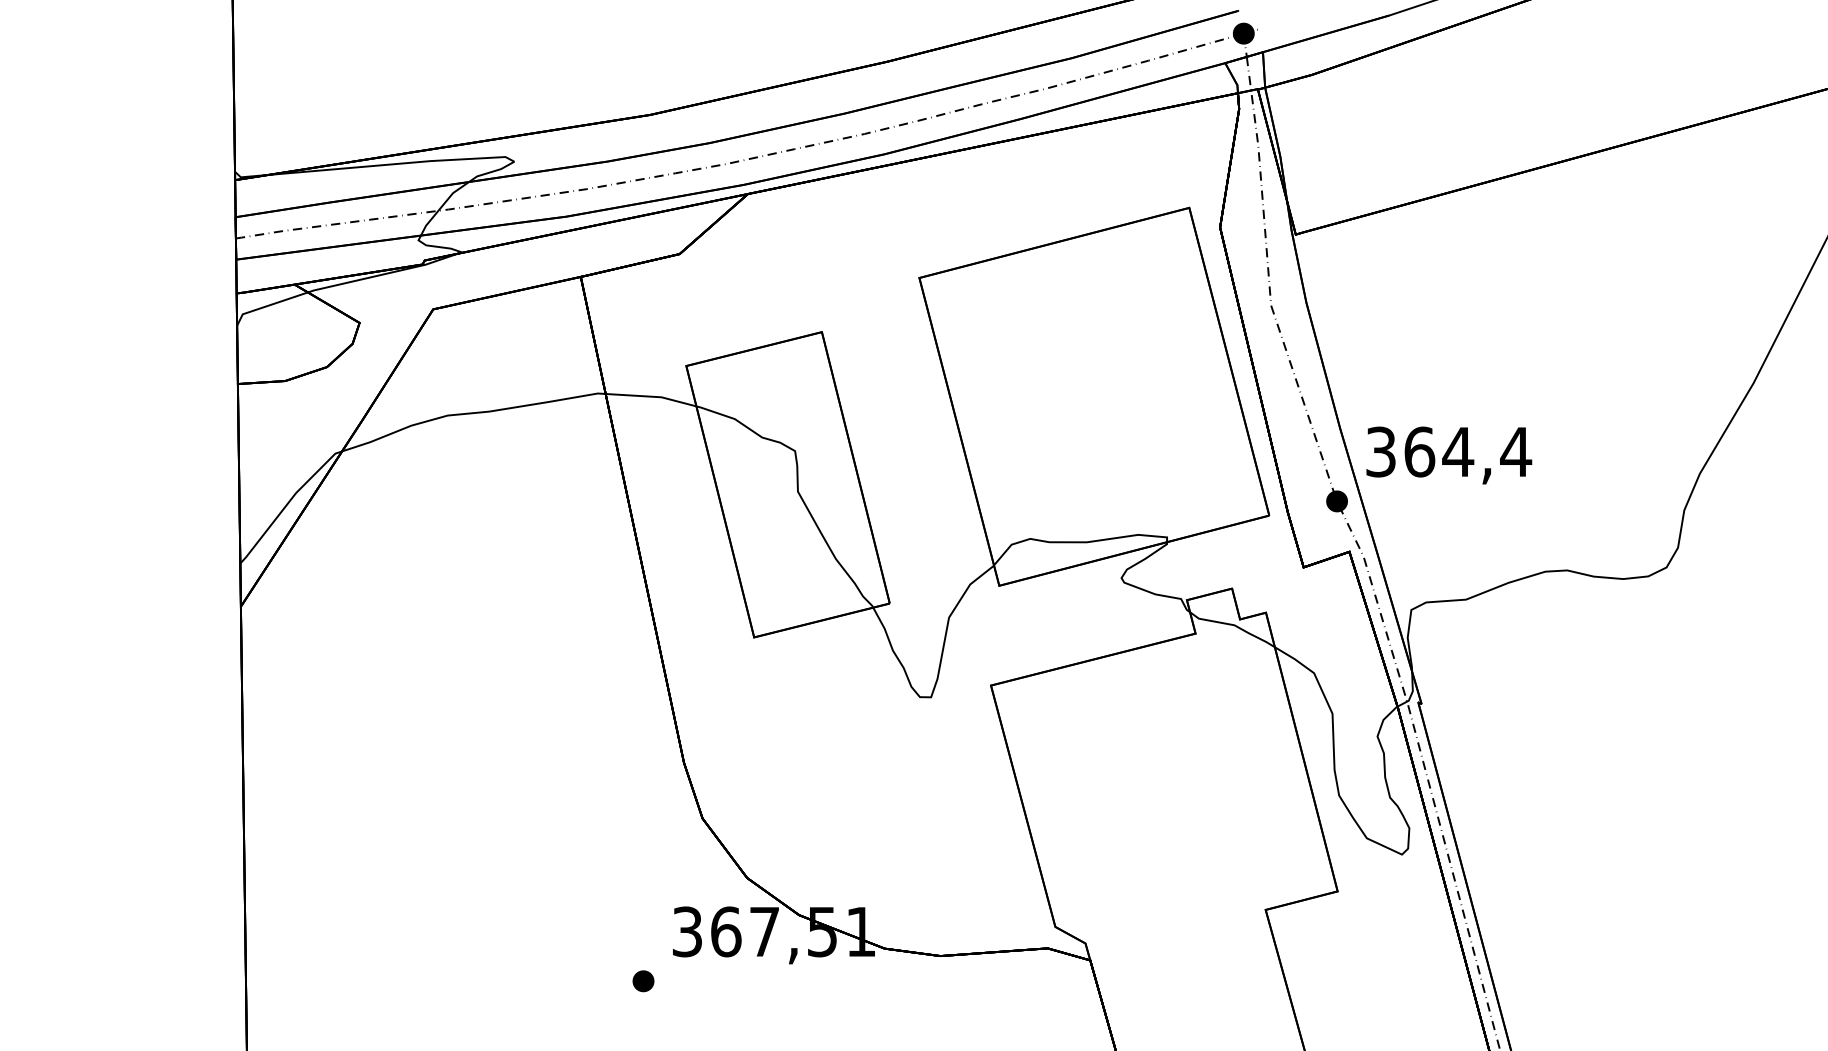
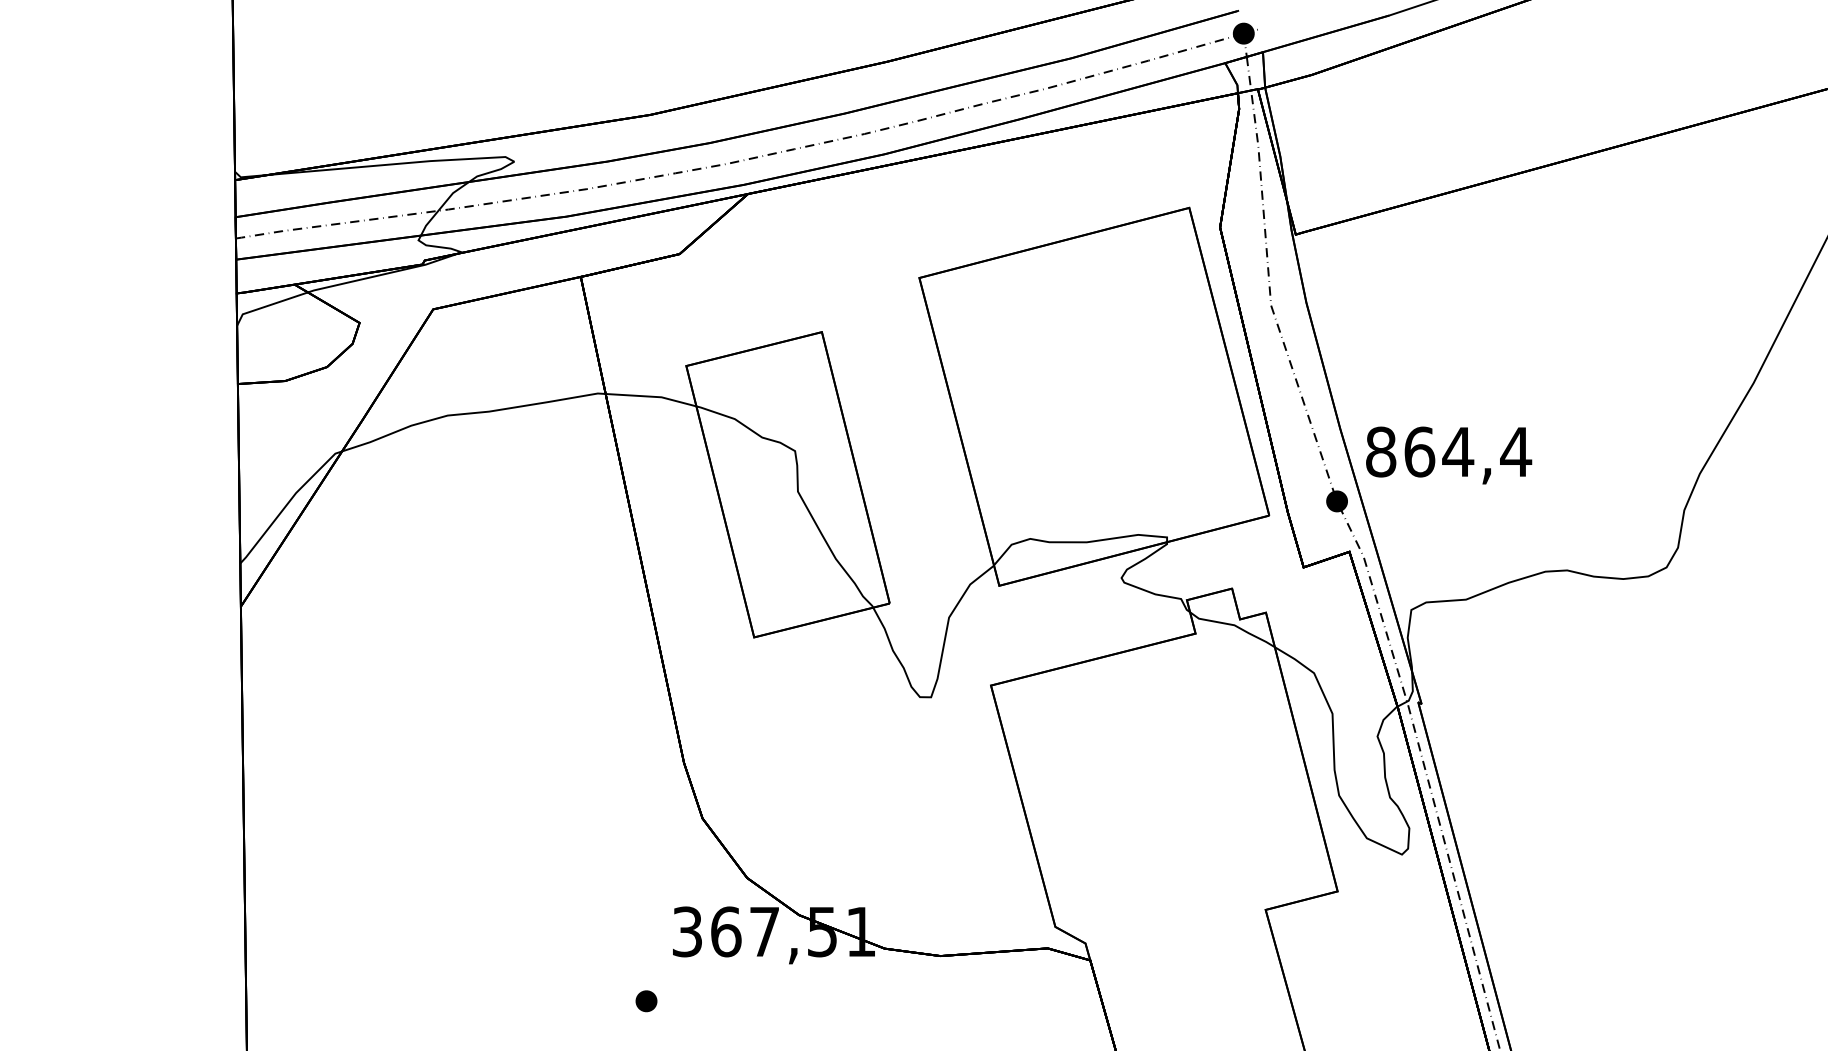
text: 364,4 -> 864,4 (1381, 451)
part position: (643, 981) -> (646, 1001) (646, 1001)
